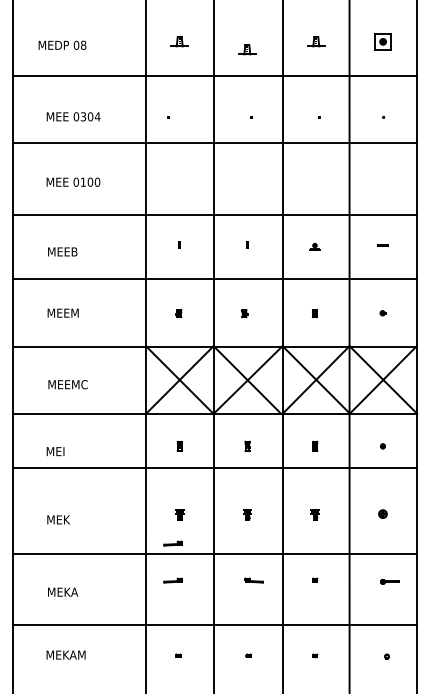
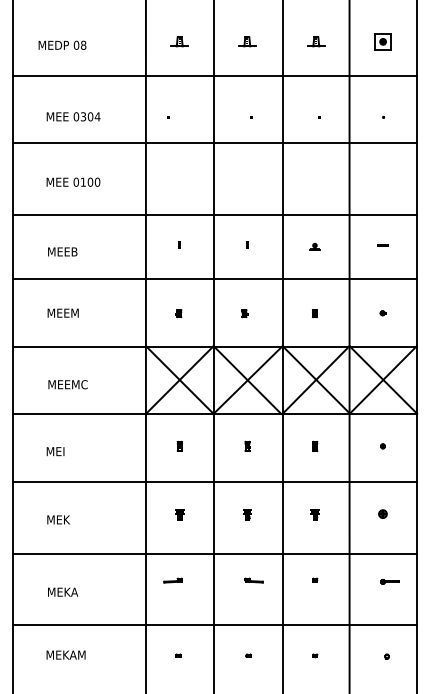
part position: (247, 49) -> (247, 41) (247, 41)
line position: (214, 468) -> (214, 482) (214, 482)
part: present -> none (172, 543)
